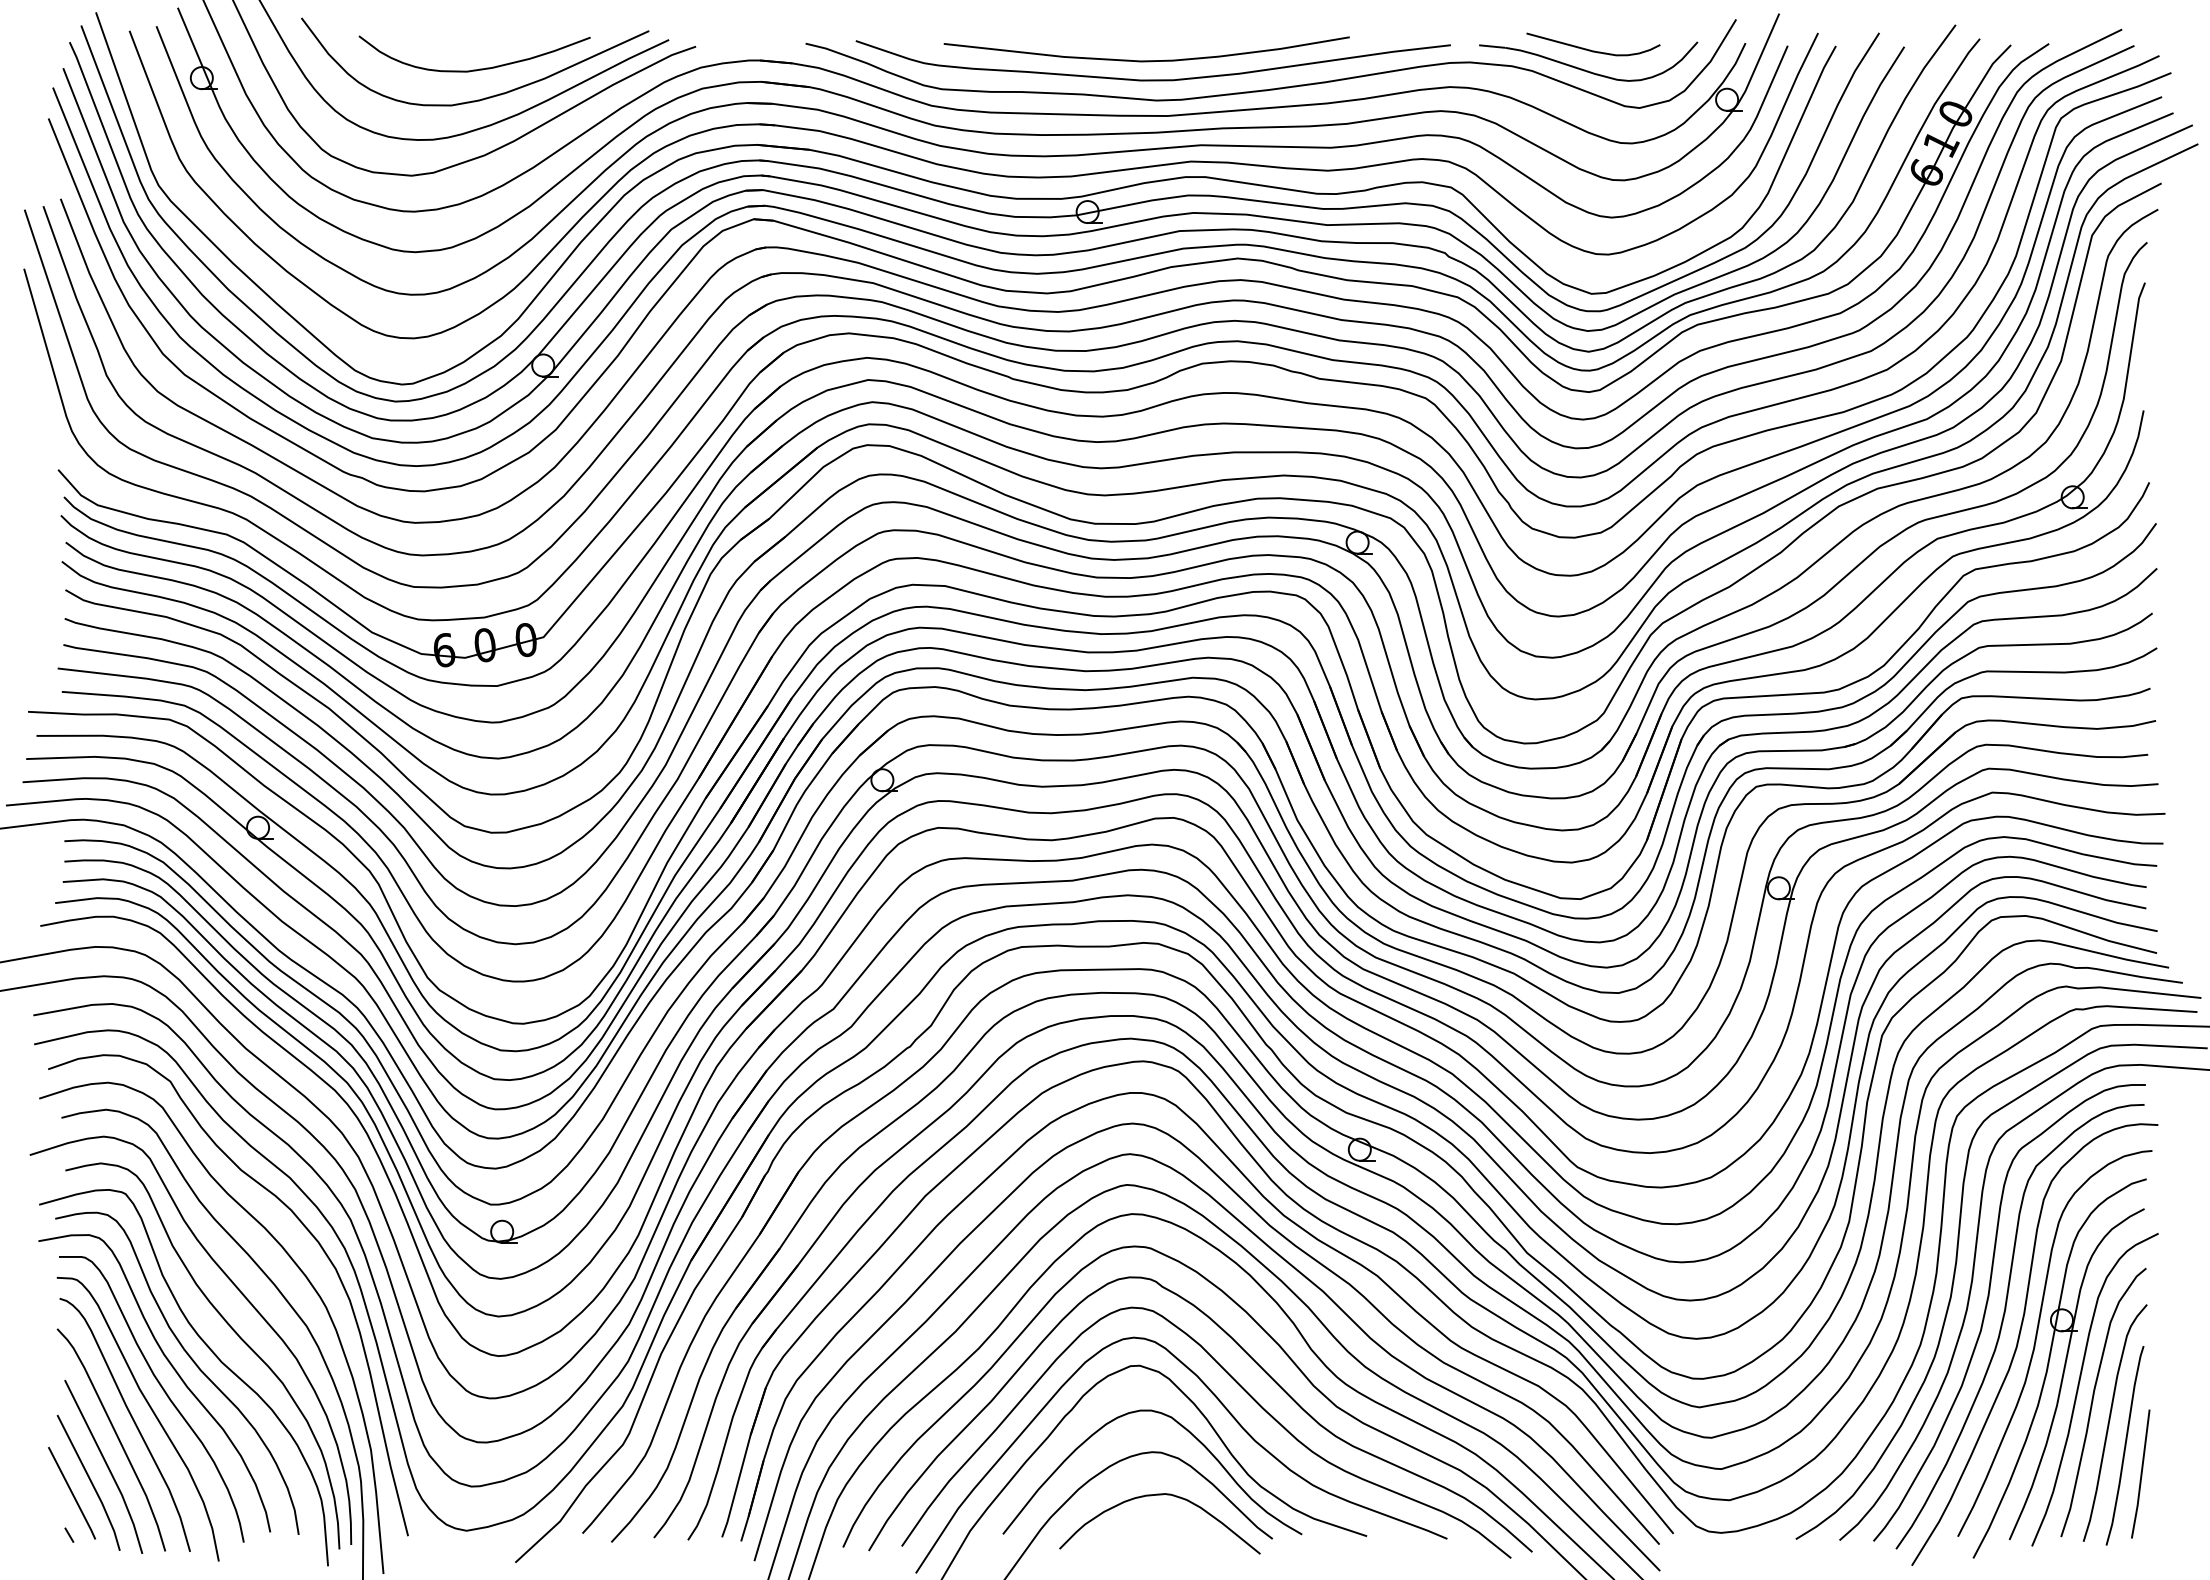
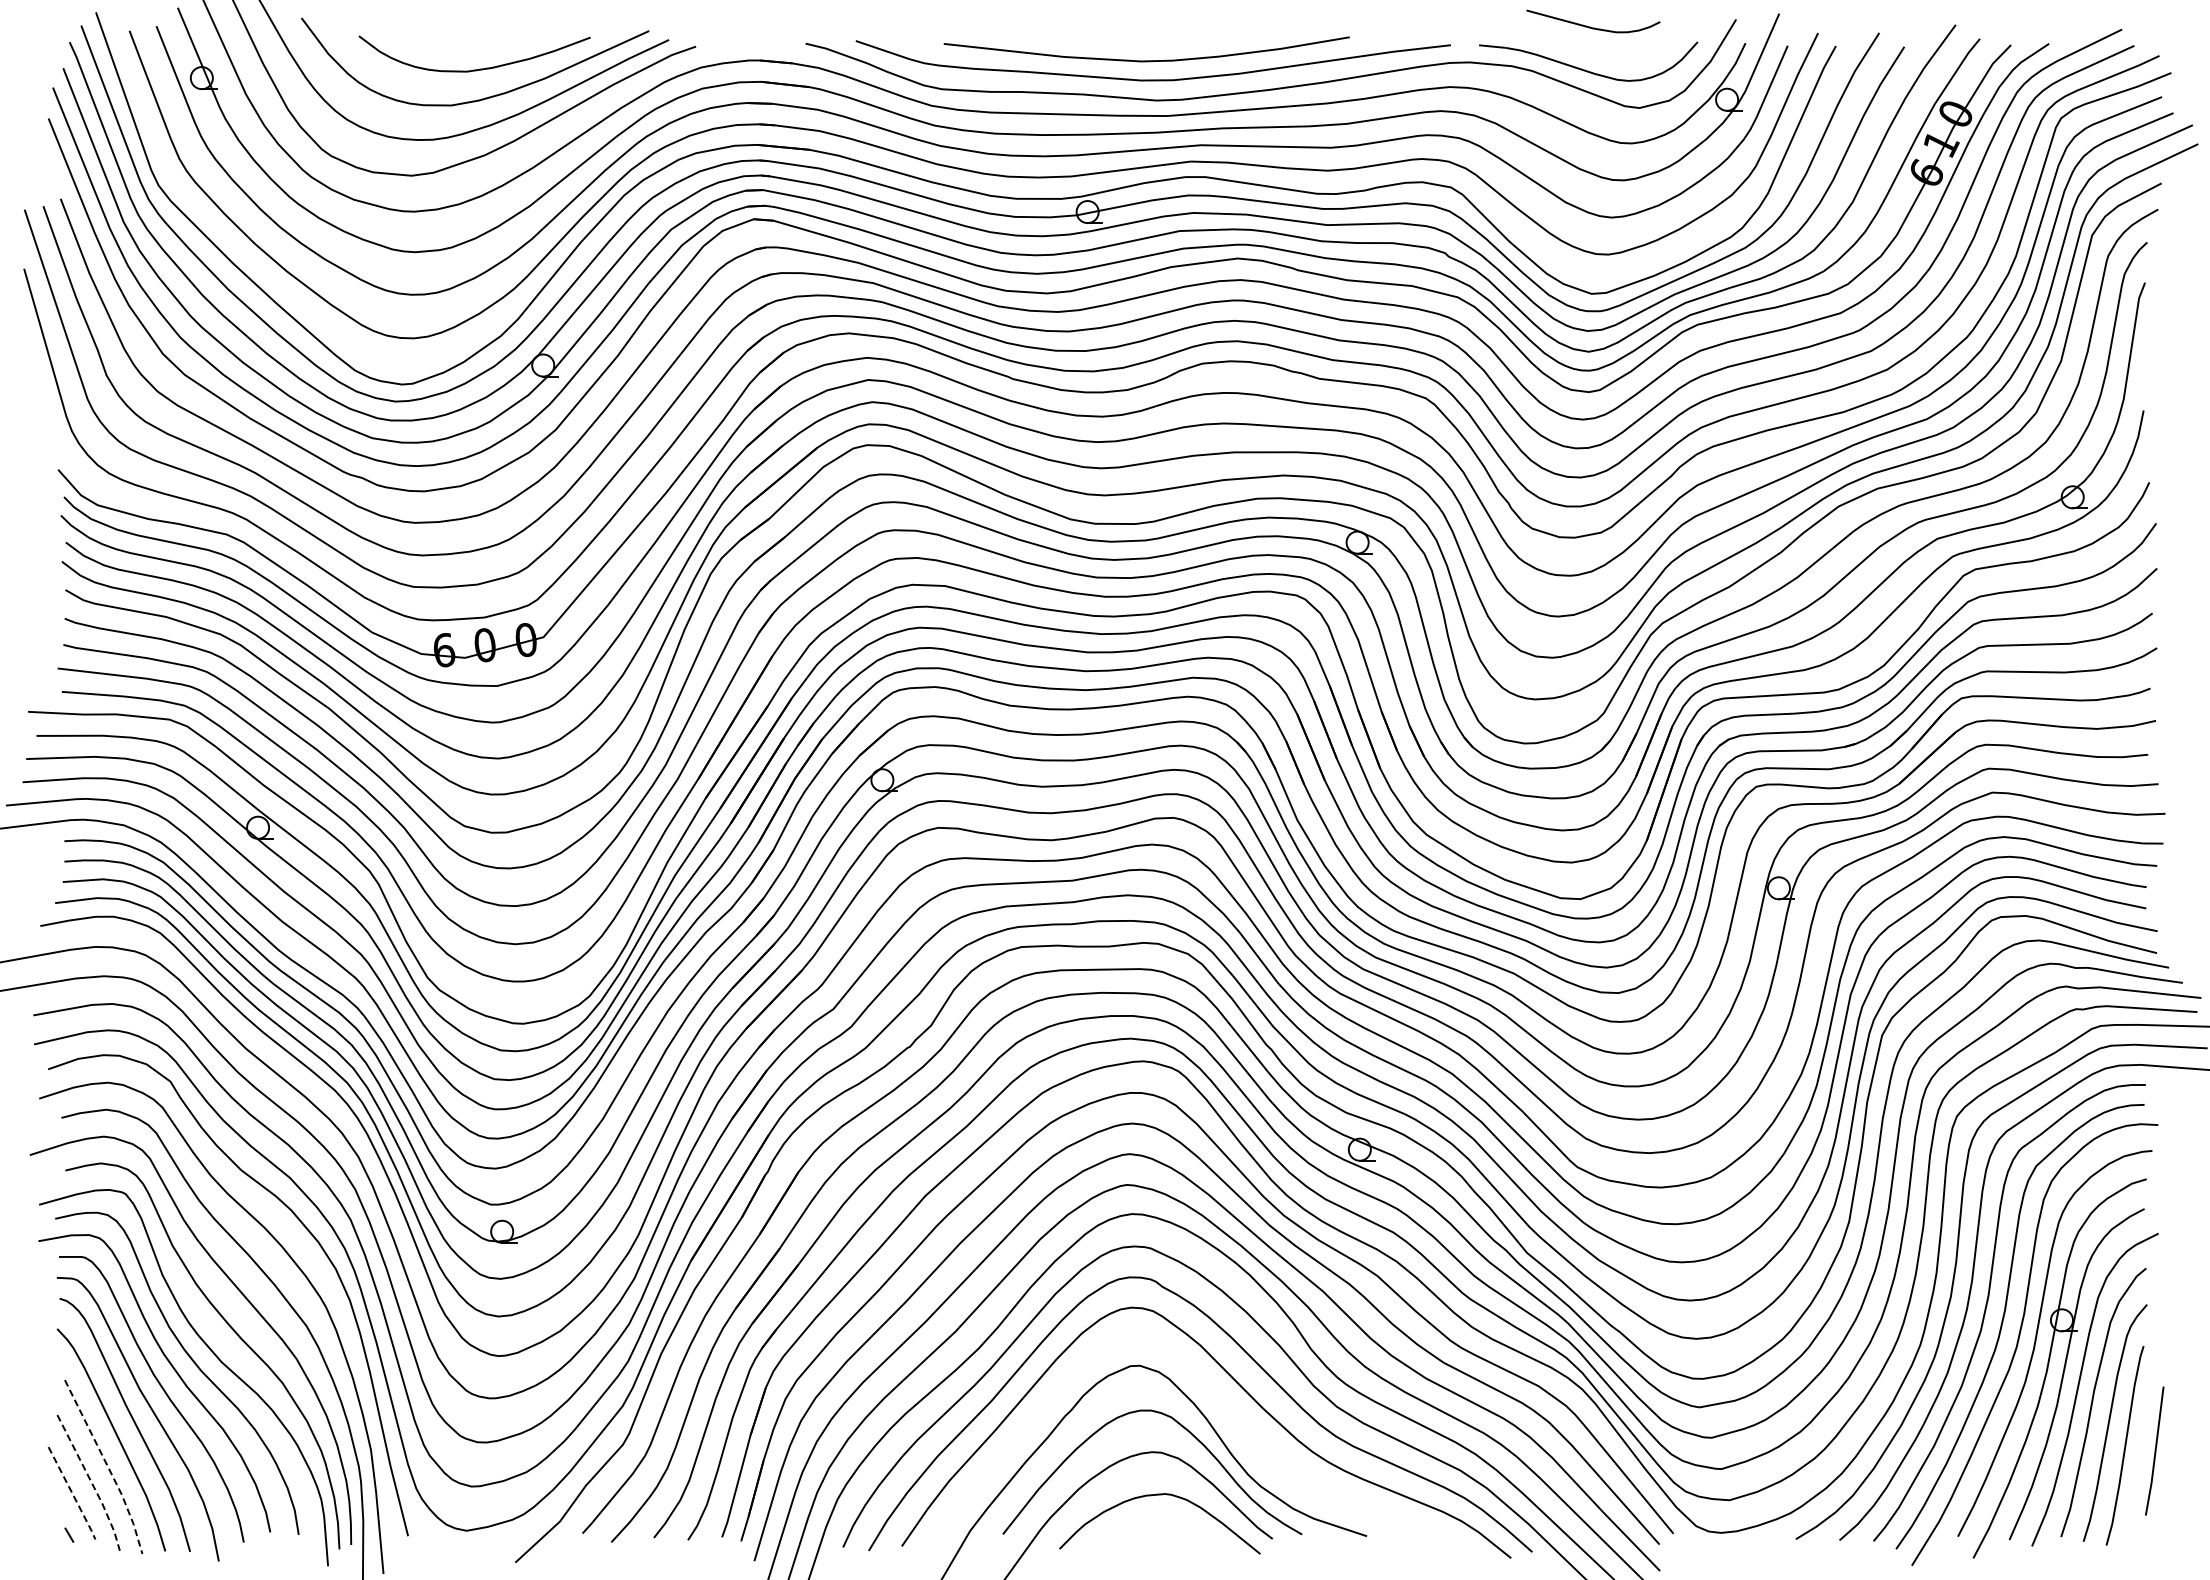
curve position: (1590, 49) -> (1590, 26) (1590, 26)
curve: present -> none (1230, 1415)
line: solid -> dashed (107, 1466)
line position: (2140, 1473) -> (2154, 1450) (2154, 1450)
line: solid -> dashed (92, 1483)
line: solid -> dashed (72, 1494)
